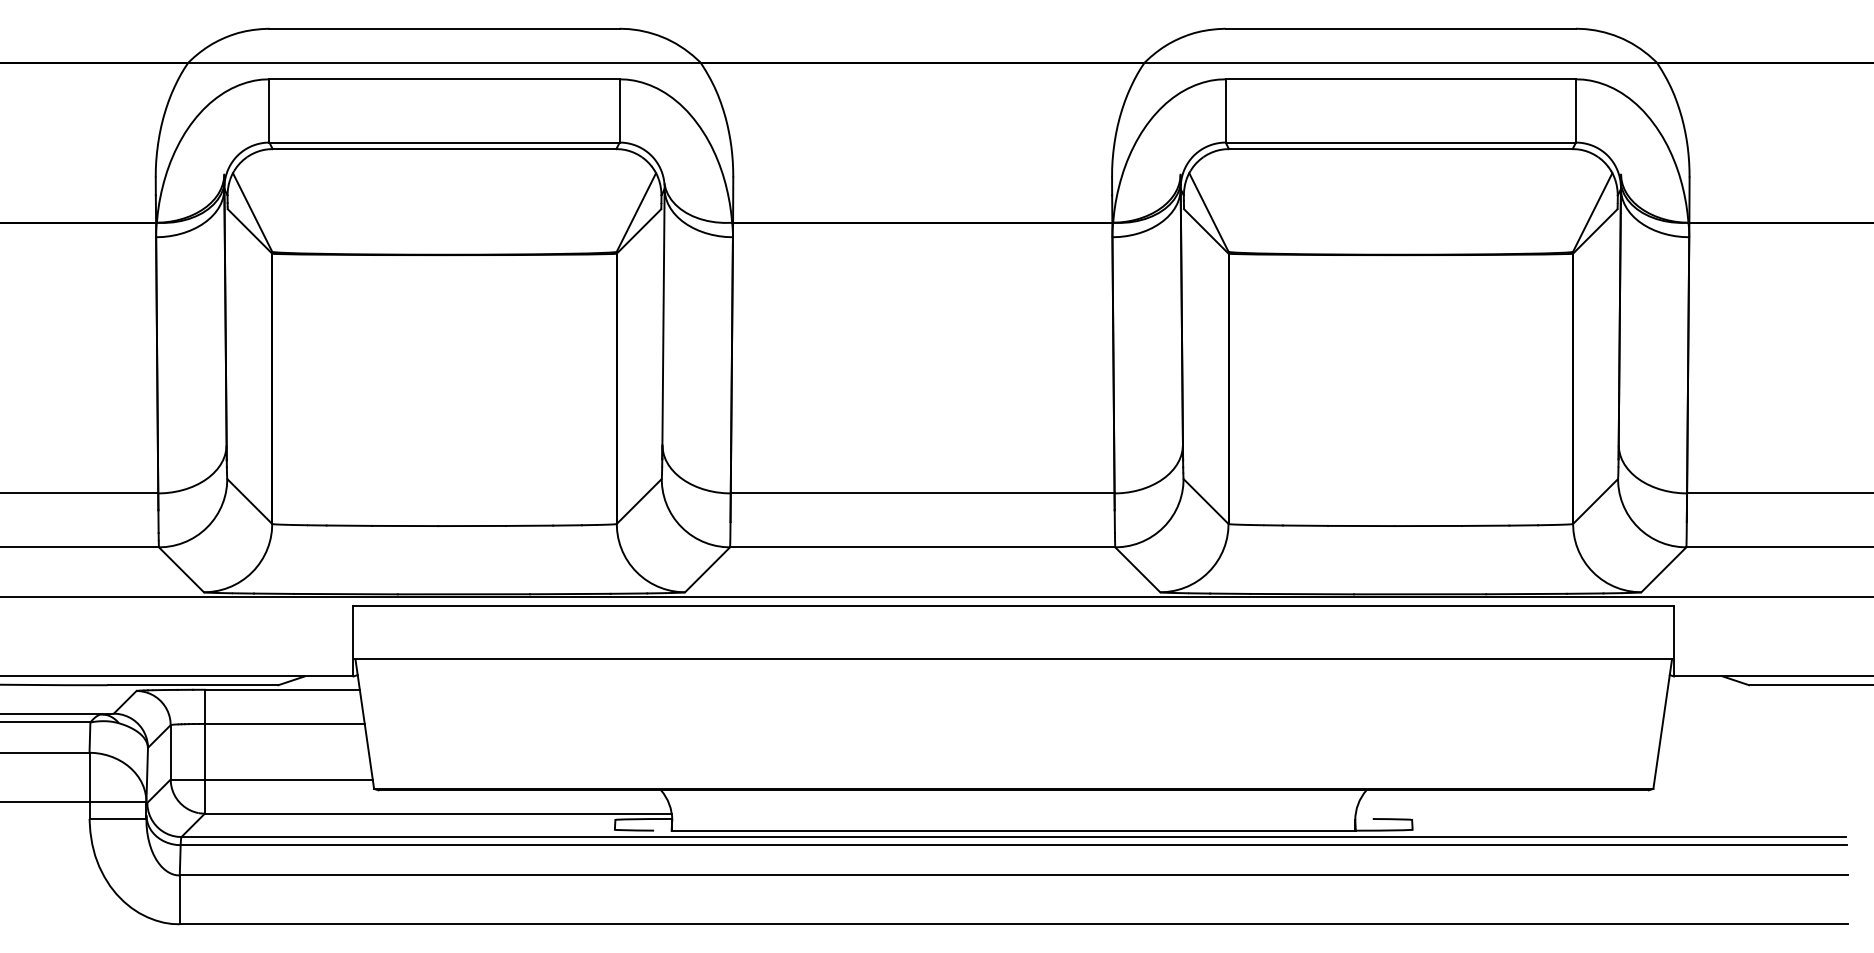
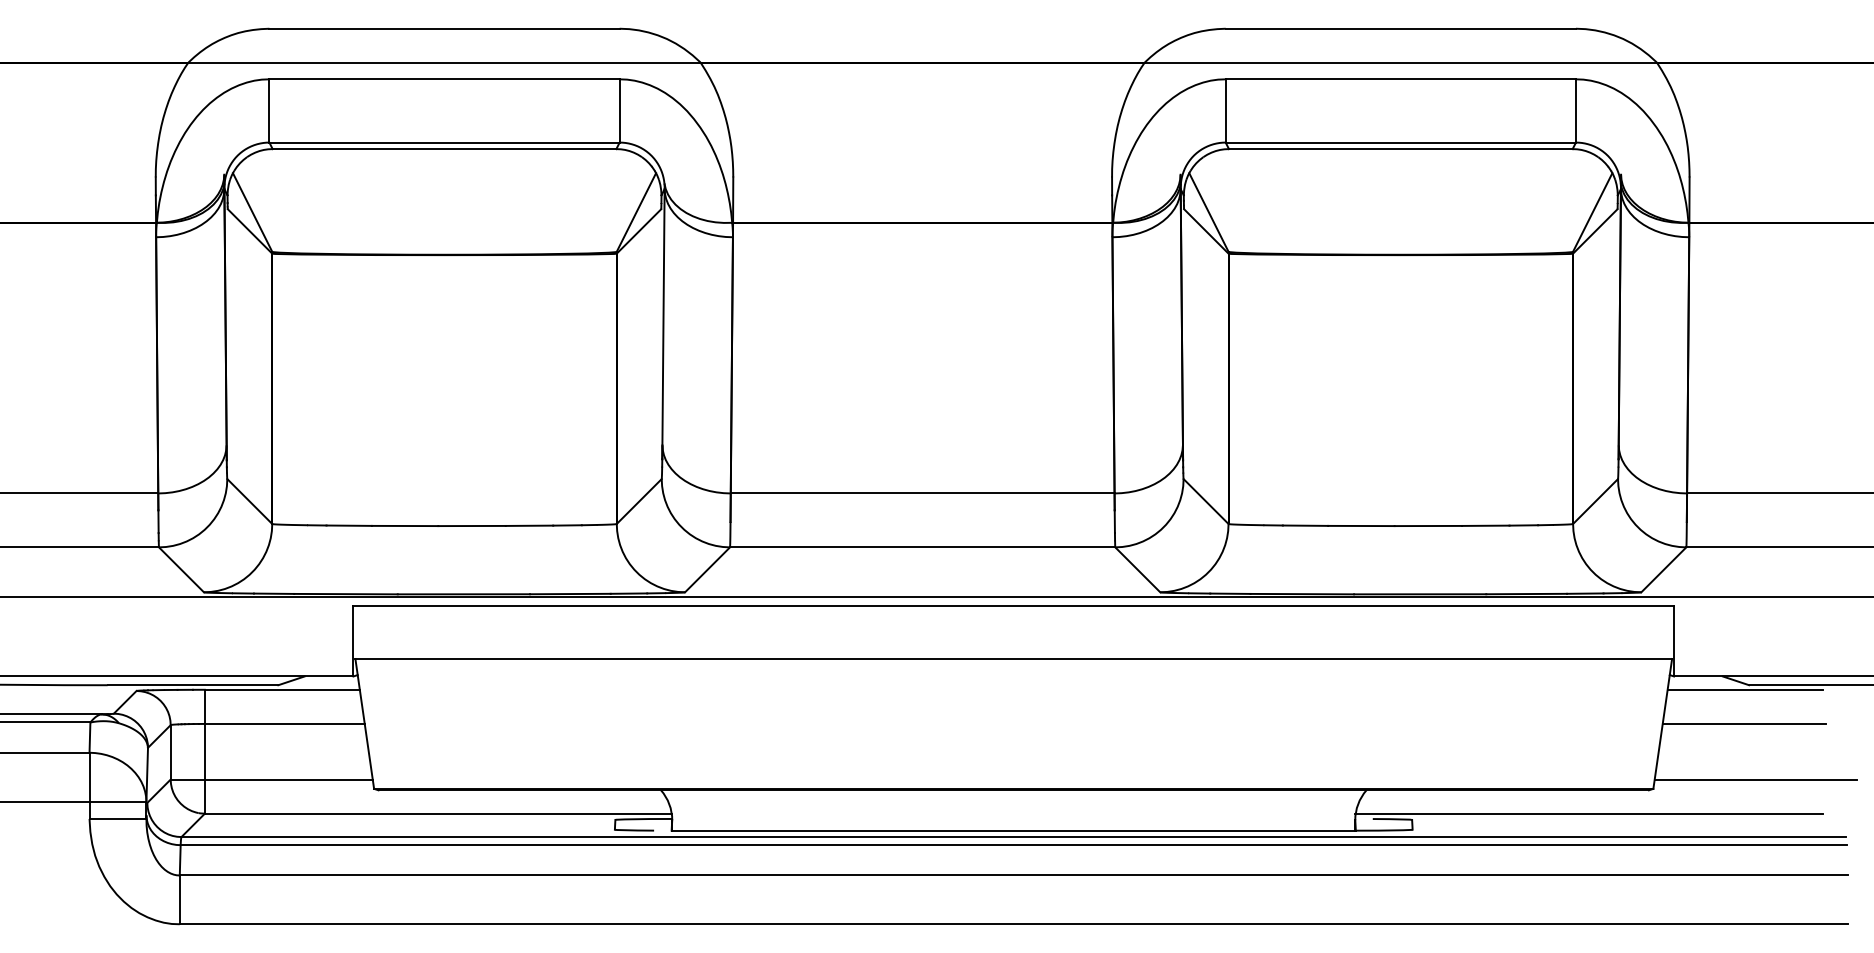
line: none -> present (1744, 689)
line: none -> present (1744, 723)
line: none -> present (1755, 779)
line: none -> present (1588, 813)
